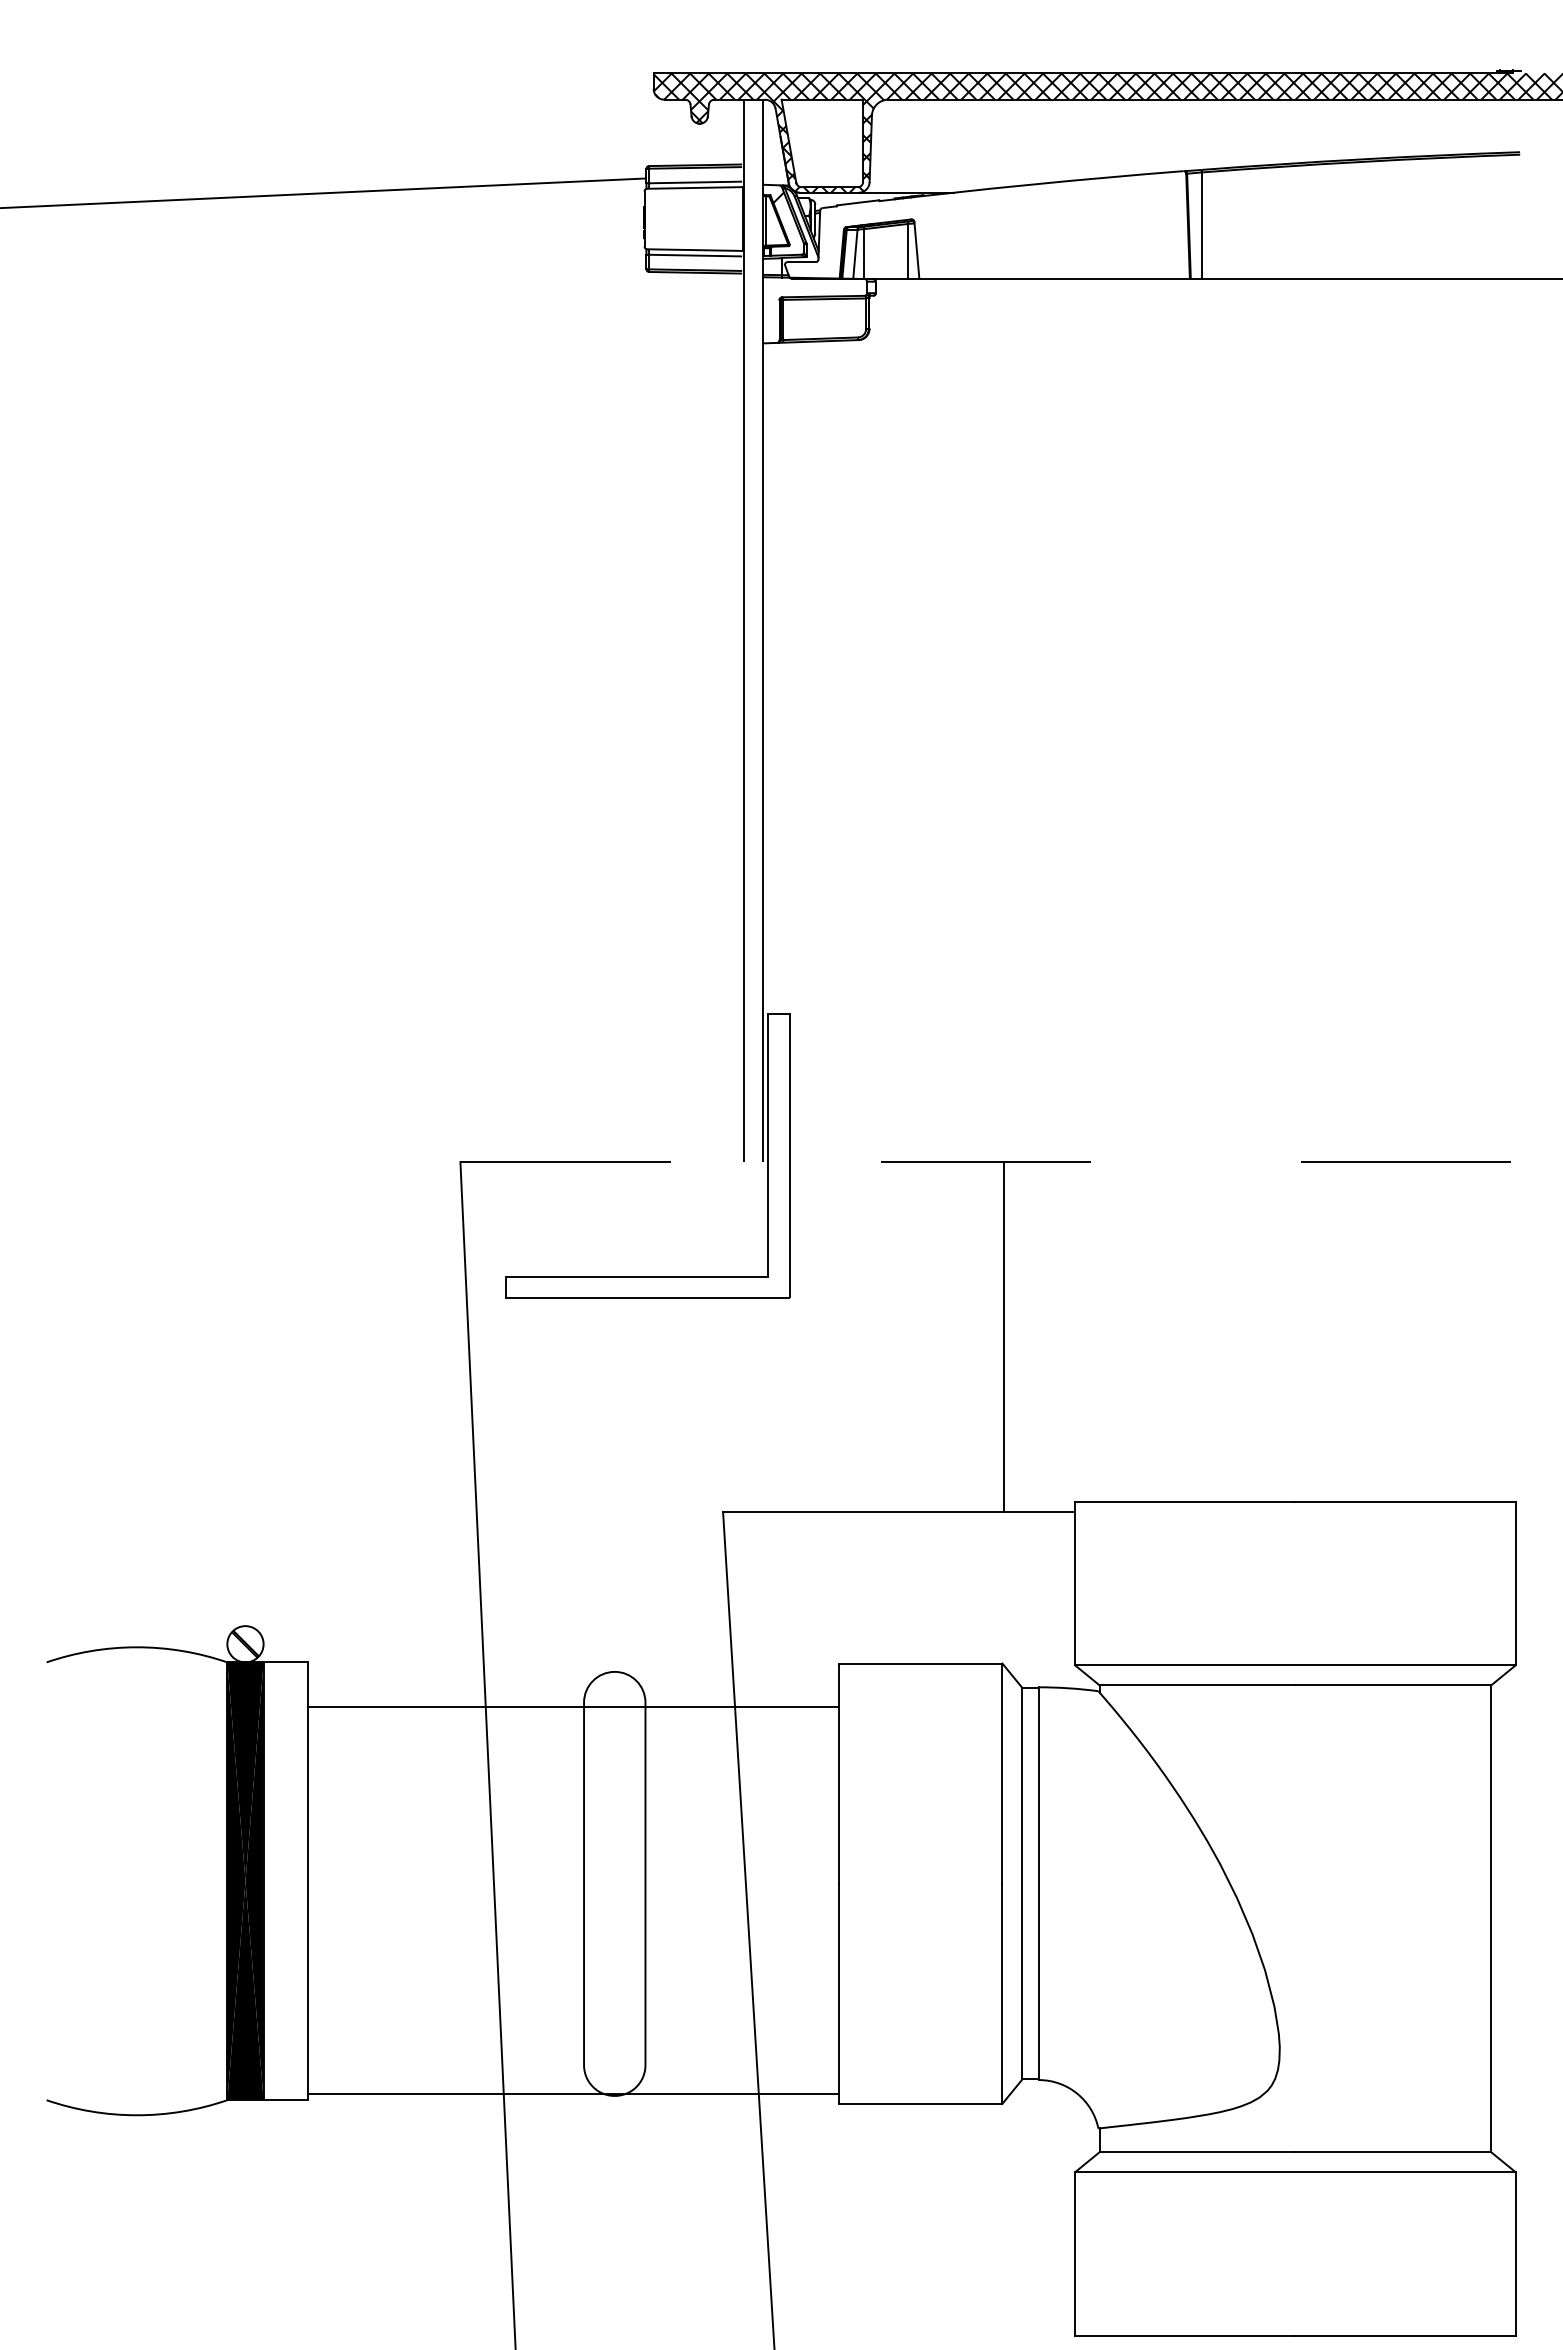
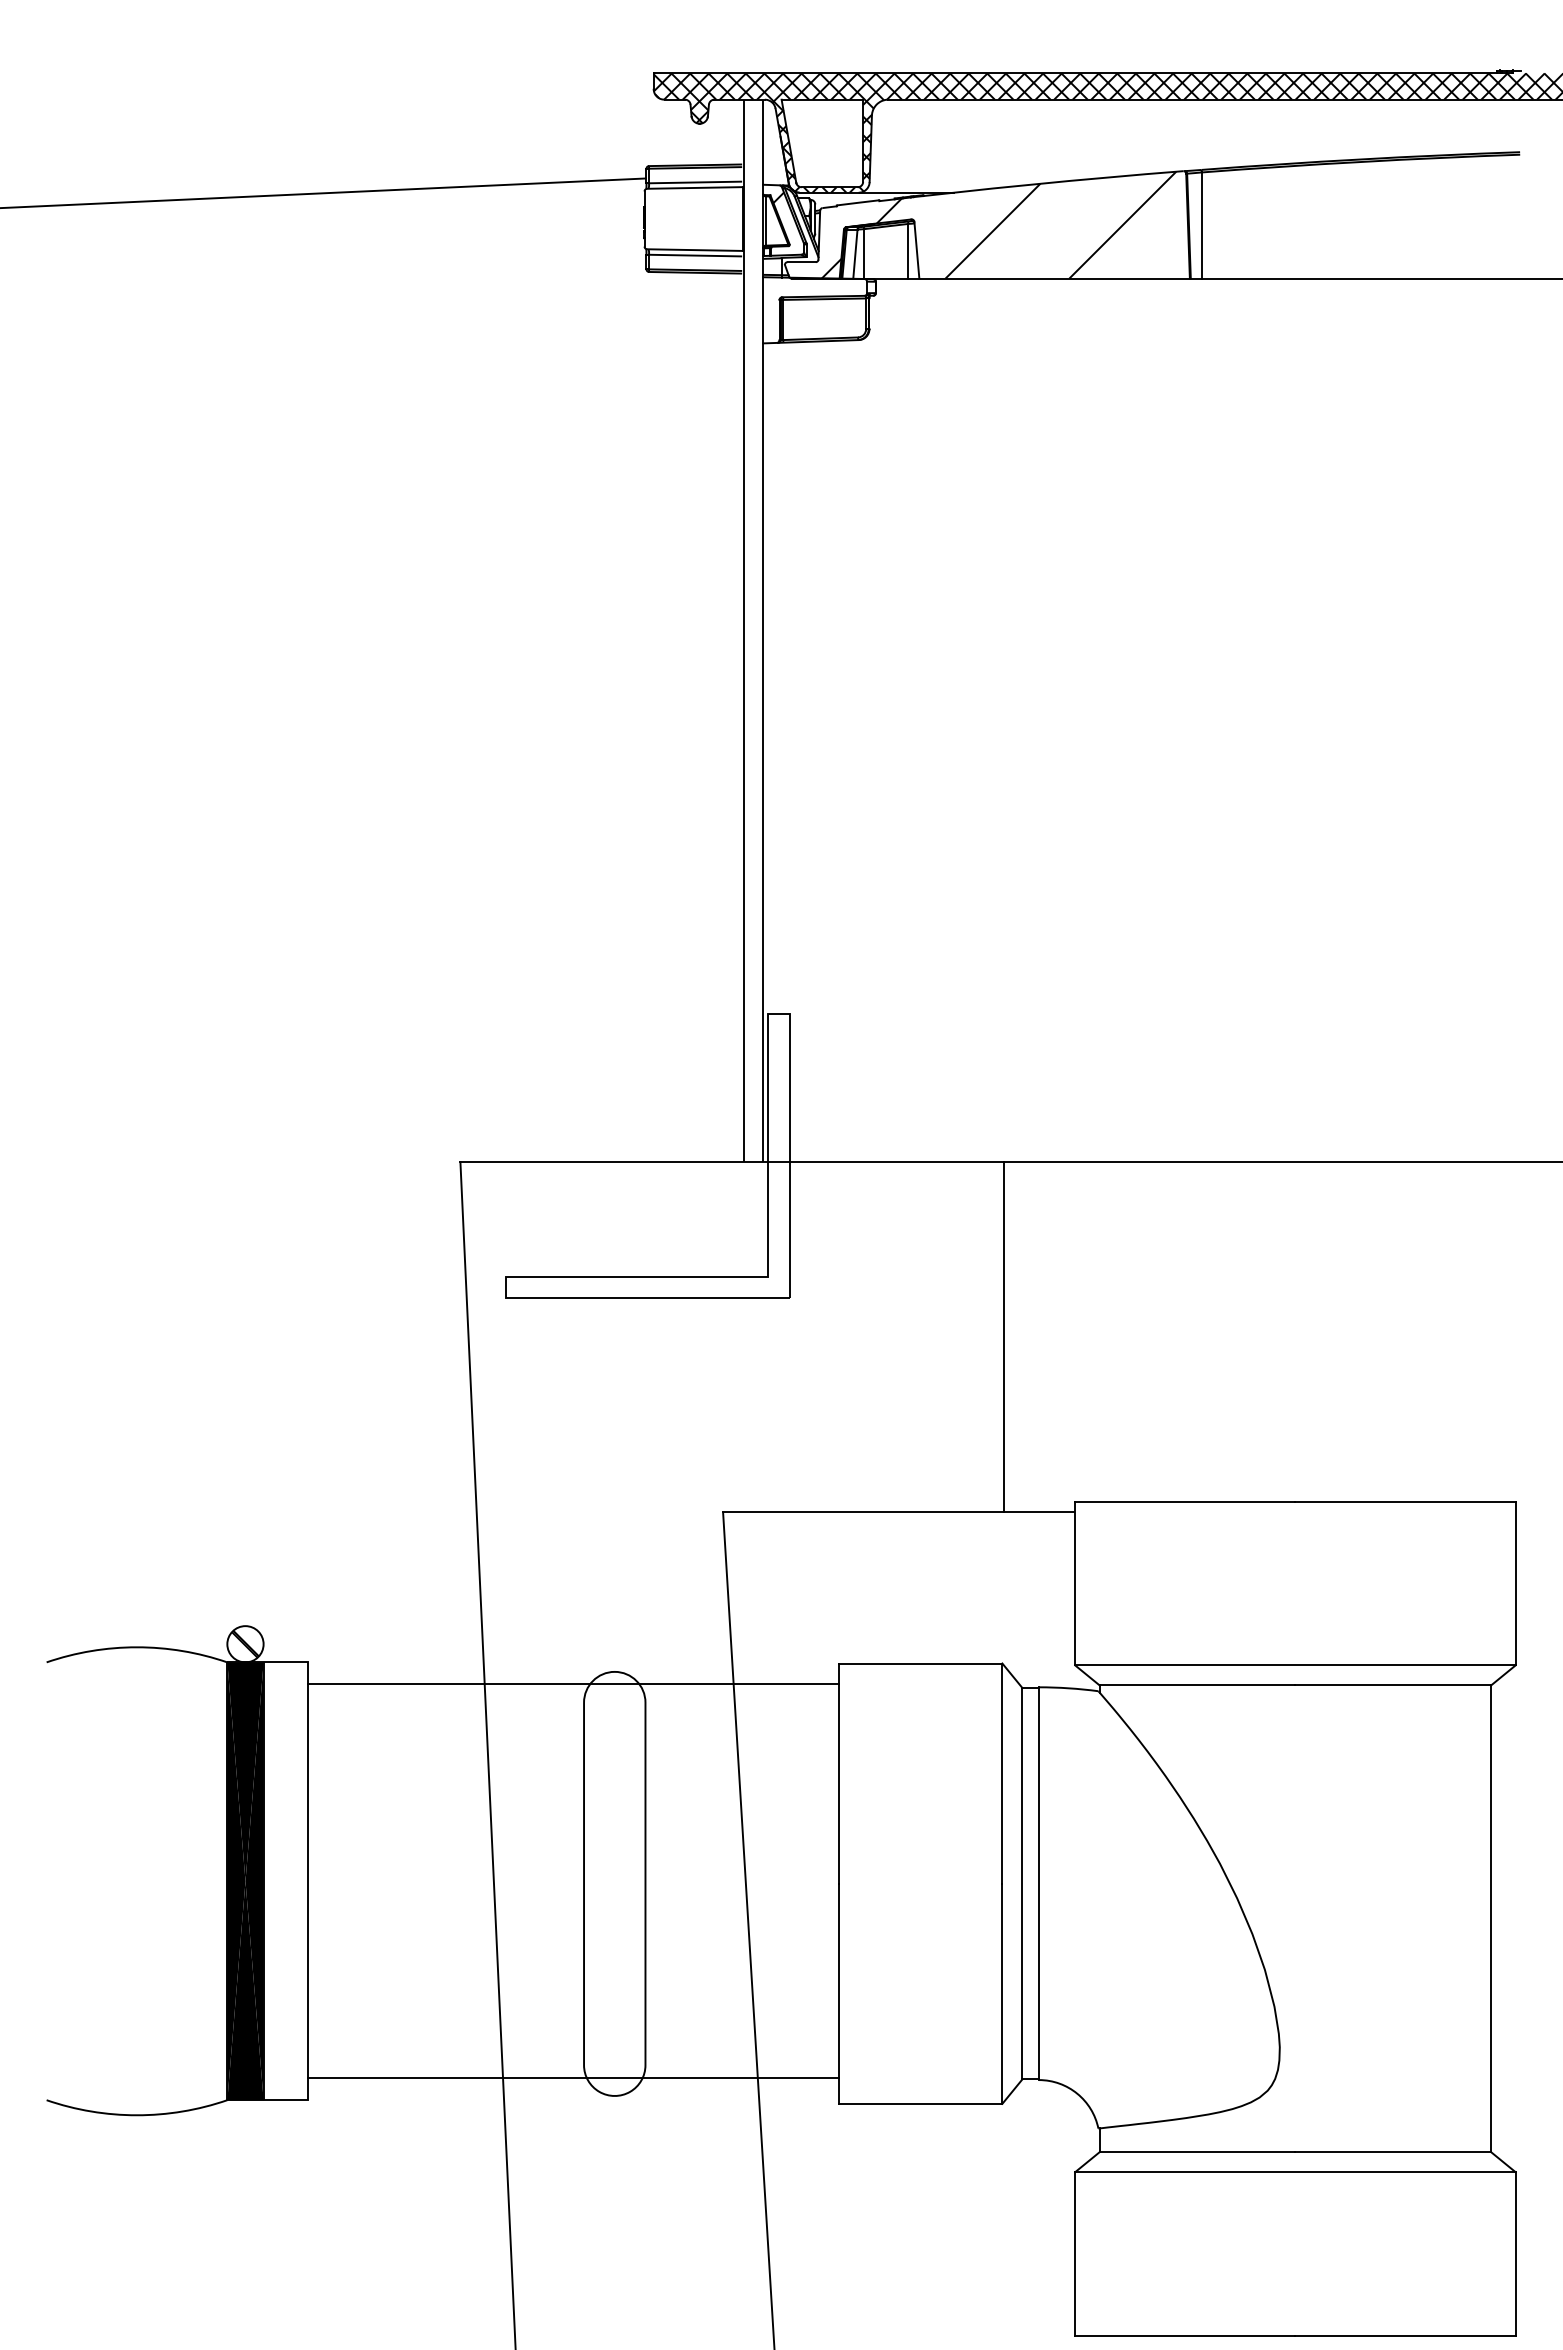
hatch: none -> present (998, 224)
line: dashed -> solid (1011, 1162)
line position: (572, 1707) -> (572, 1684) (572, 1684)
line position: (572, 2094) -> (572, 2078) (572, 2078)
